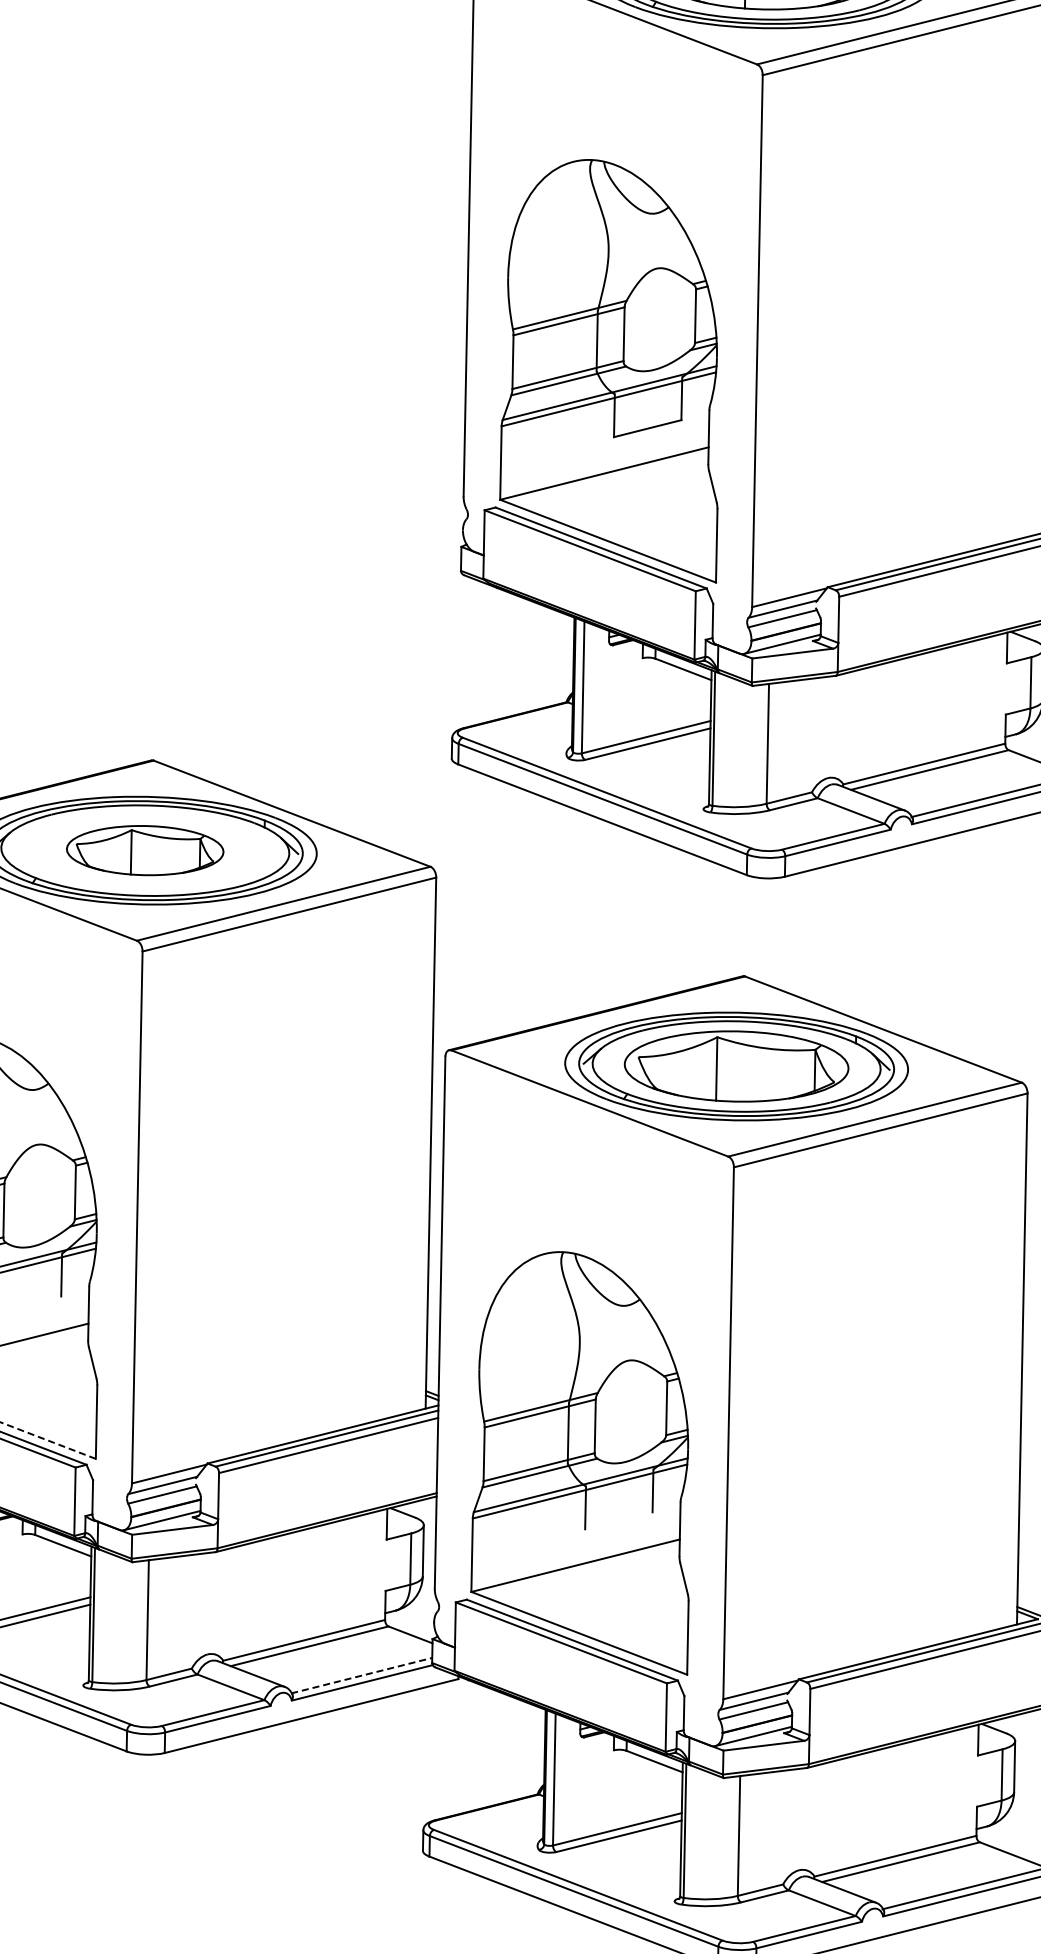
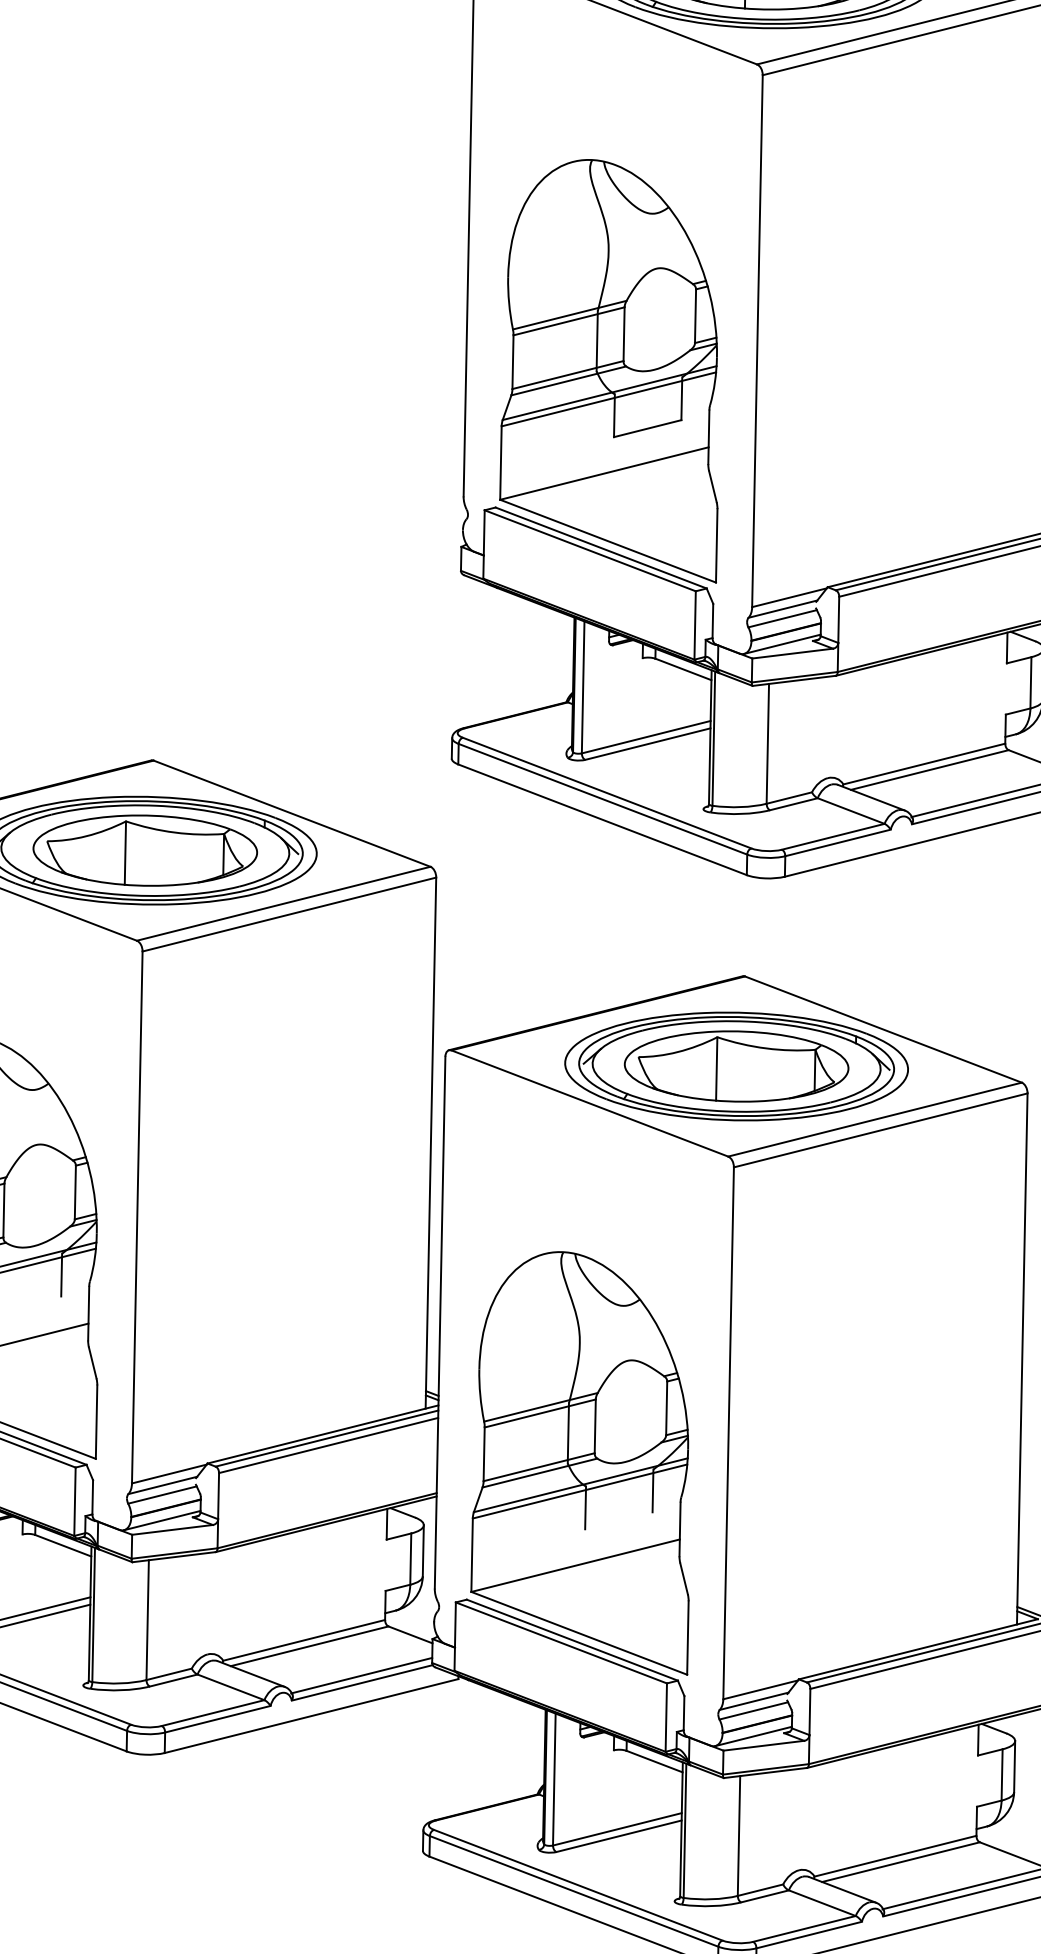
part size: 159x52 px -> 226x73 px (144, 850)
line: dashed -> solid (47, 1440)
line: dashed -> solid (361, 1675)
